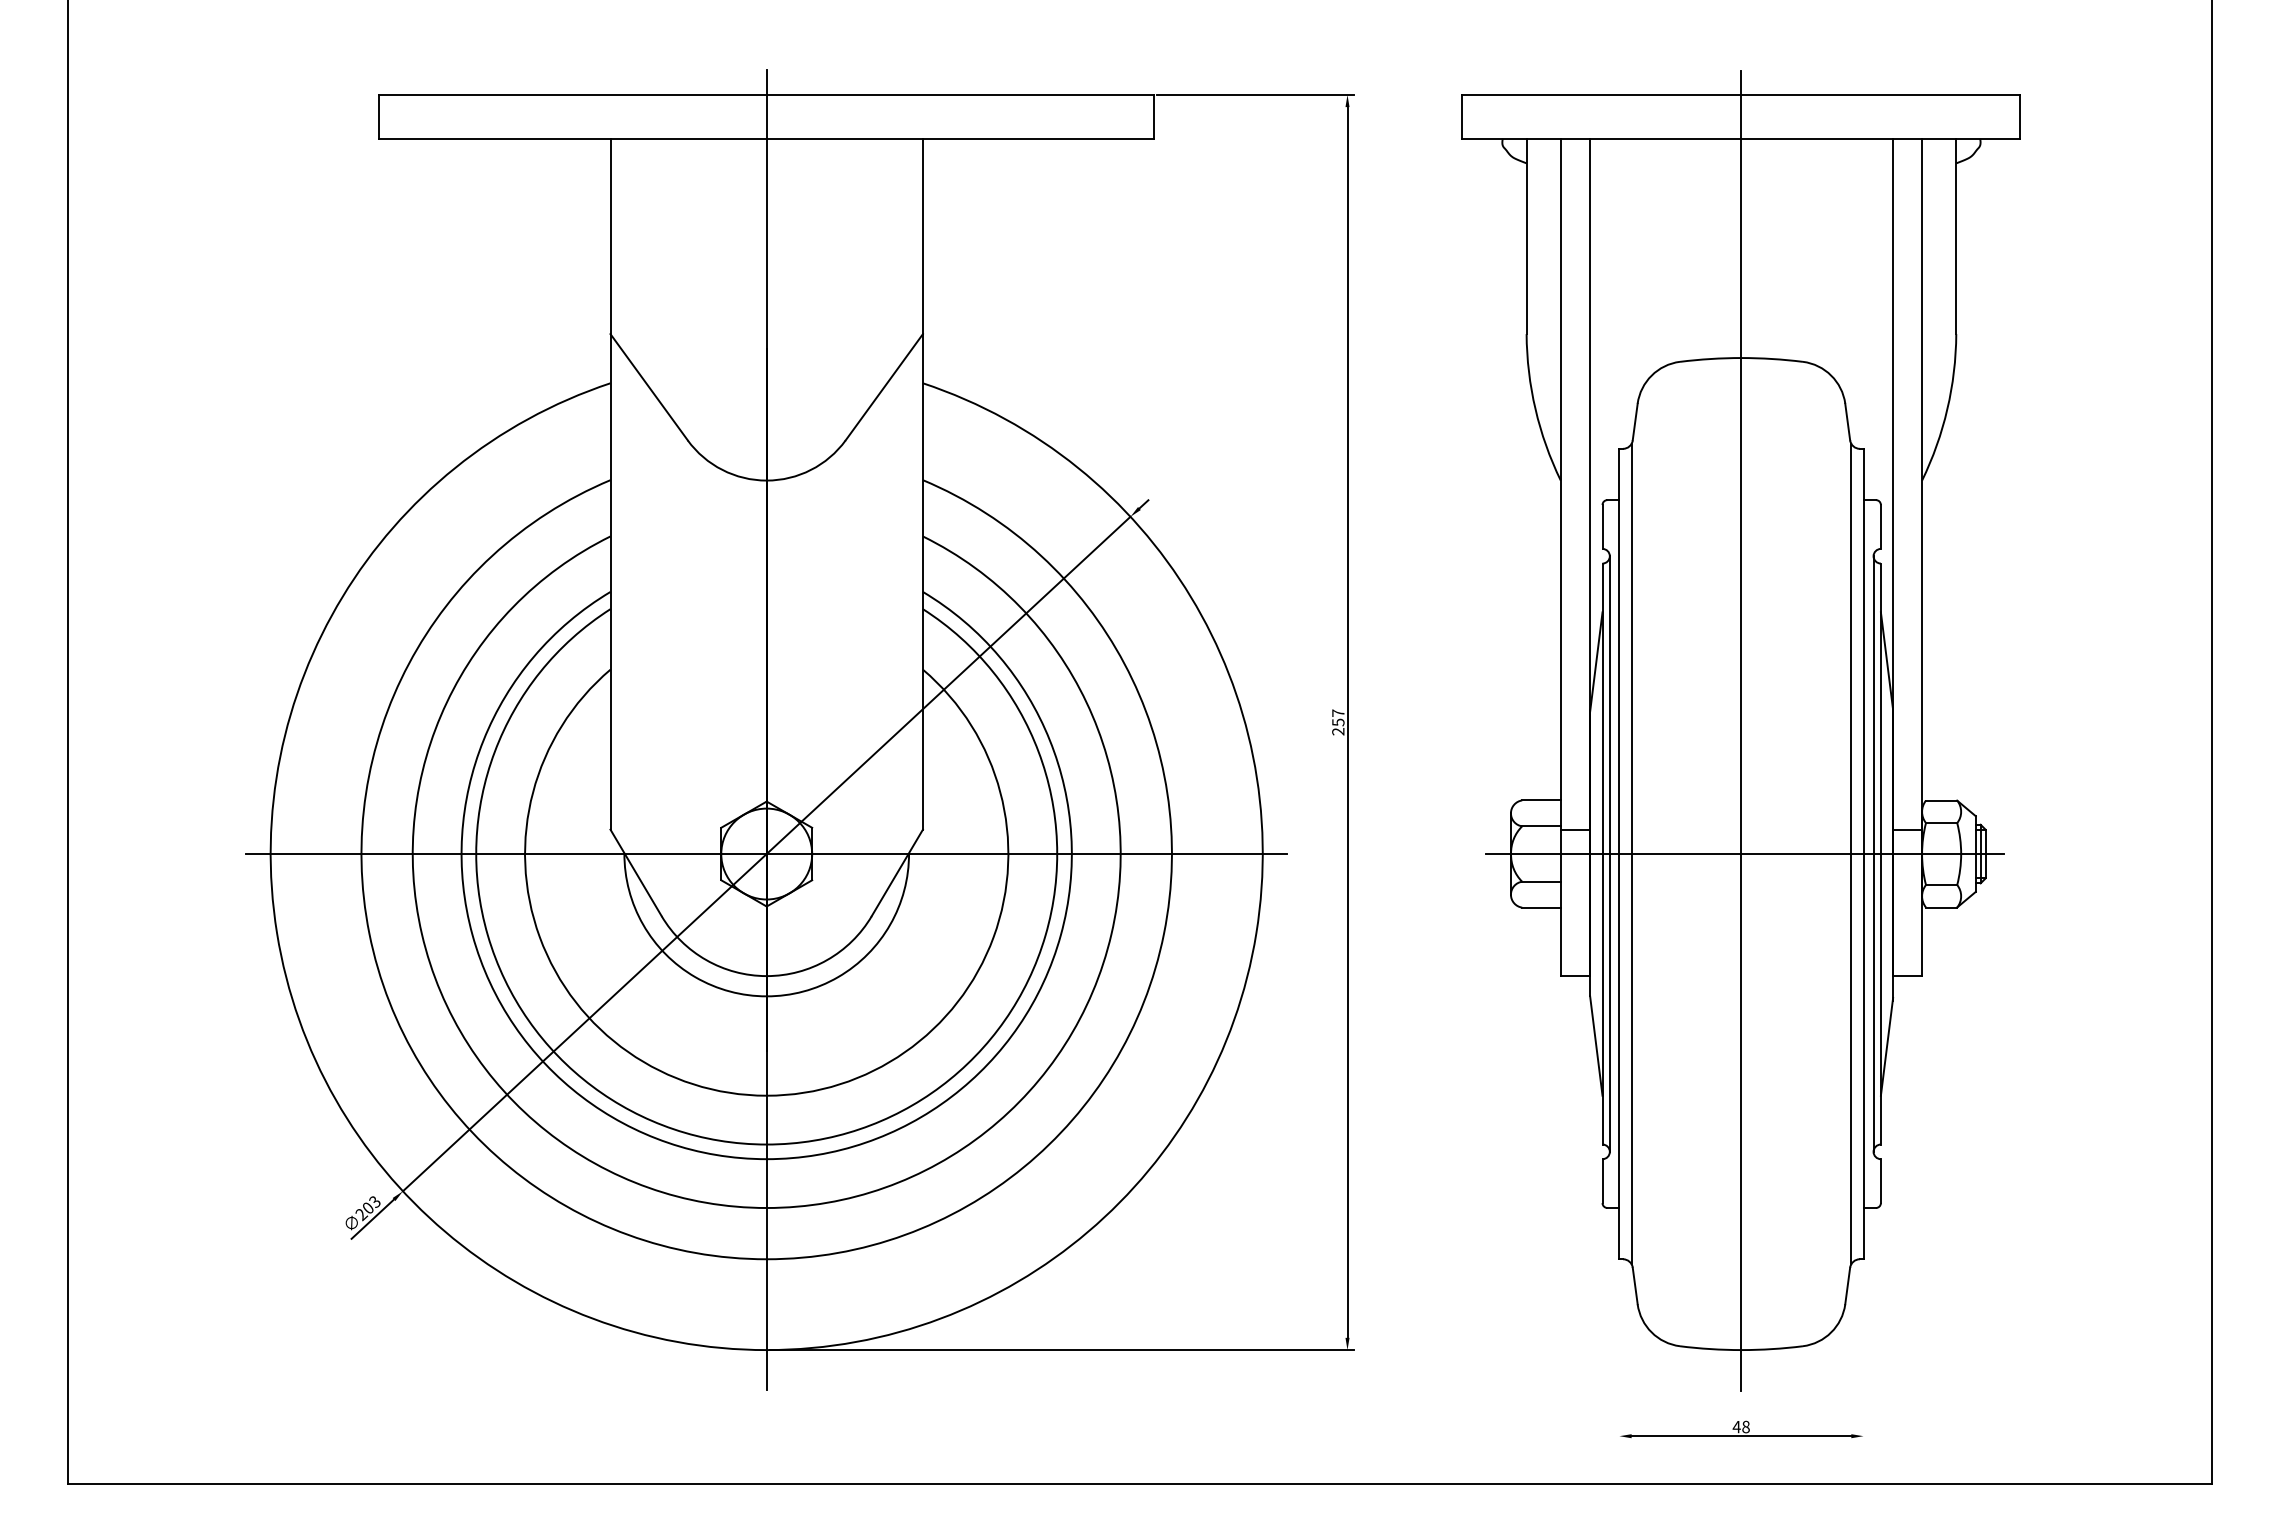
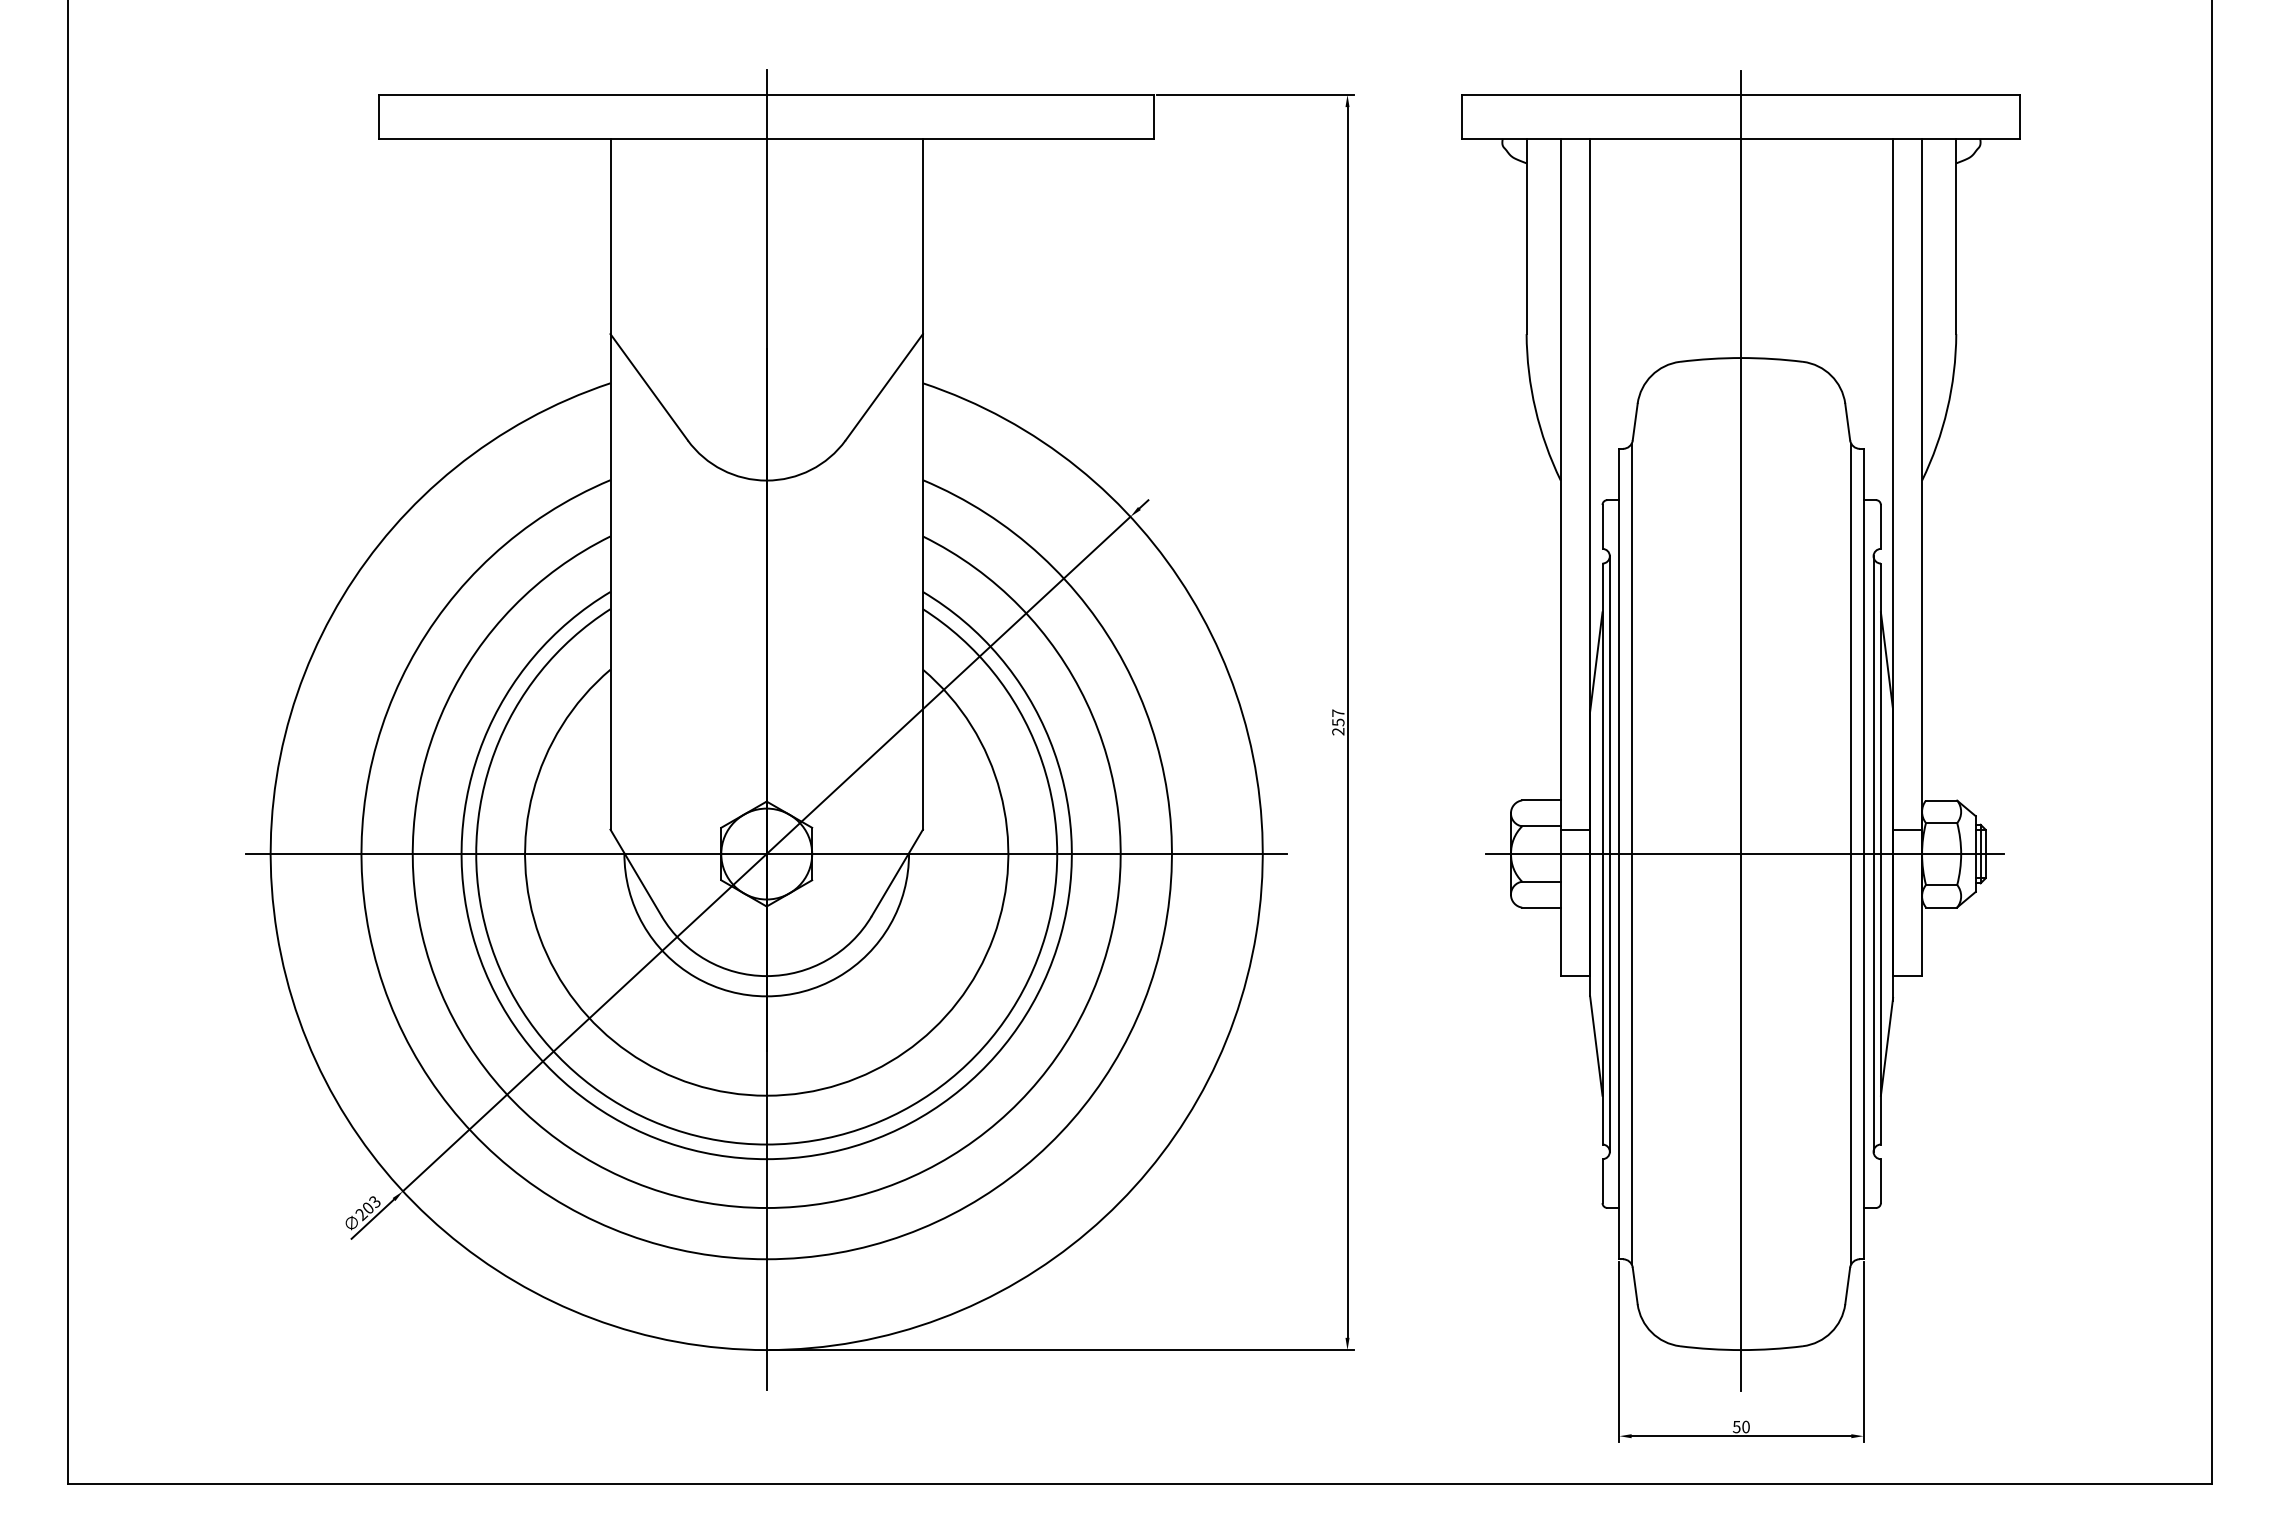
line: none -> present (1619, 1352)
line: none -> present (1863, 1352)
text: 48 -> 50 (1740, 1427)
